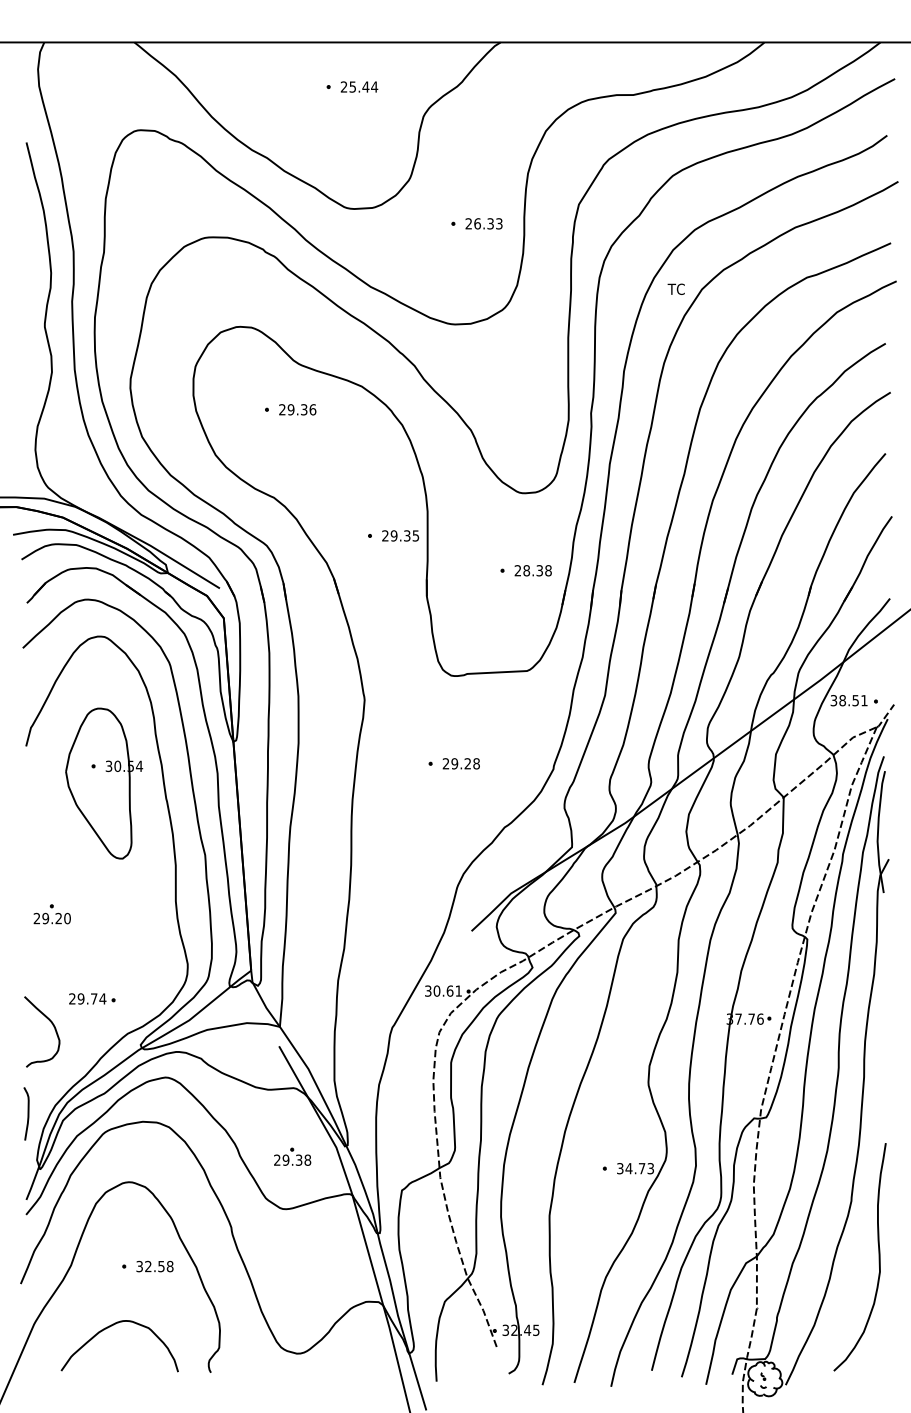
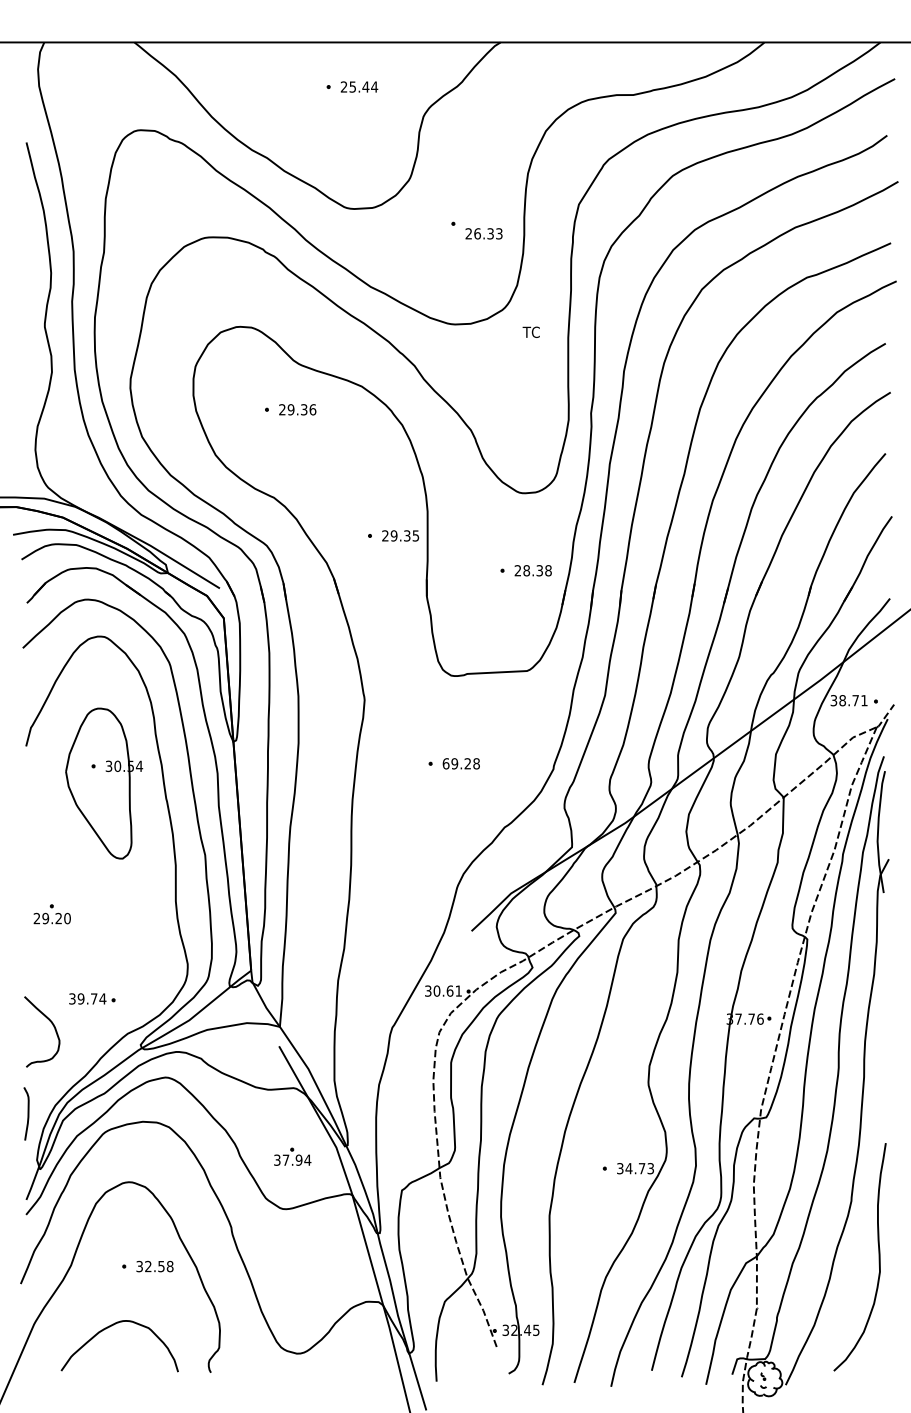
text position: (483, 223) -> (483, 233) (483, 233)
text position: (675, 288) -> (530, 331) (530, 331)
text: 38.51 -> 38.71 (855, 700)
text: 29.28 -> 69.28 (445, 763)
text: 29.74 -> 39.74 (72, 999)
text: 29.38 -> 37.94 (292, 1159)
